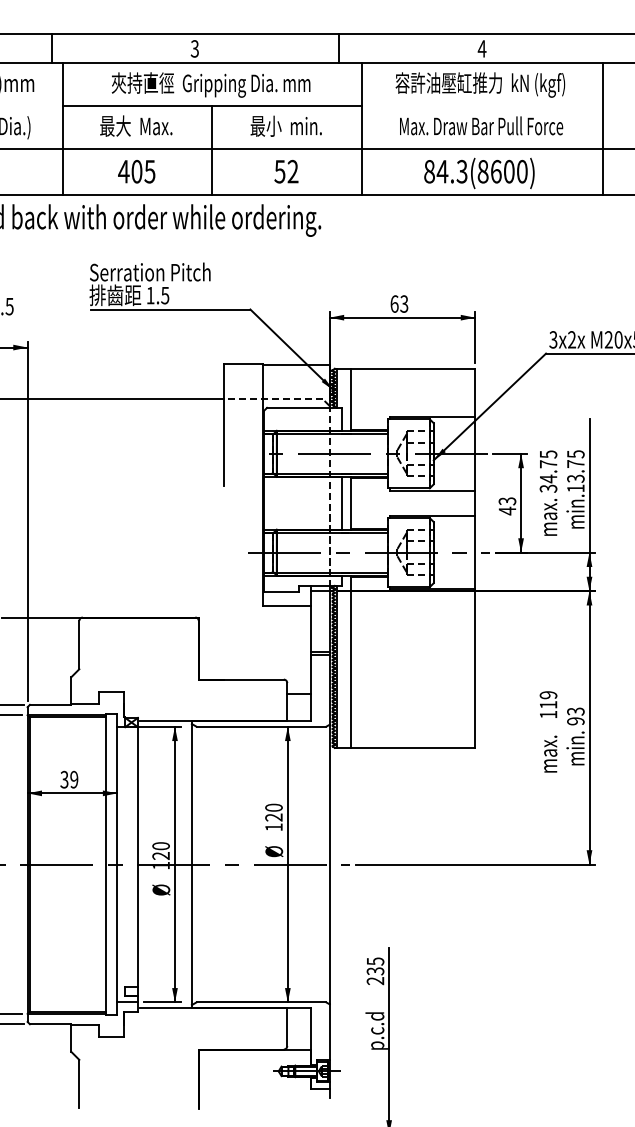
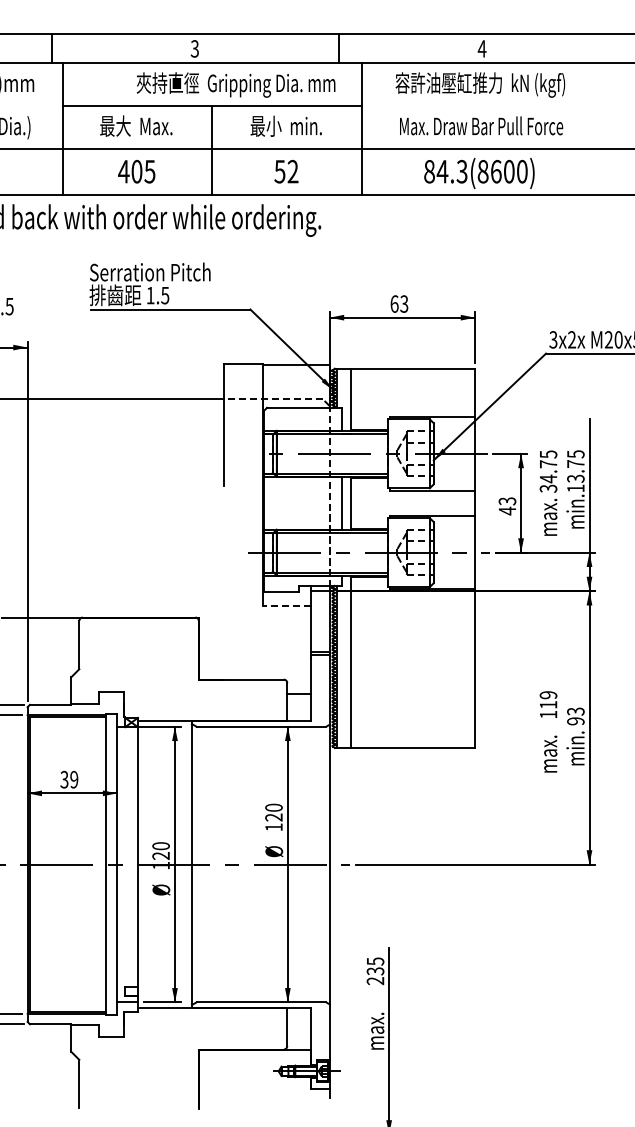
text position: (210, 84) -> (235, 84) (235, 84)
line: present -> none (603, 128)
line: solid -> dashed (286, 606)
text: p.c.d -> max. (376, 1030)
